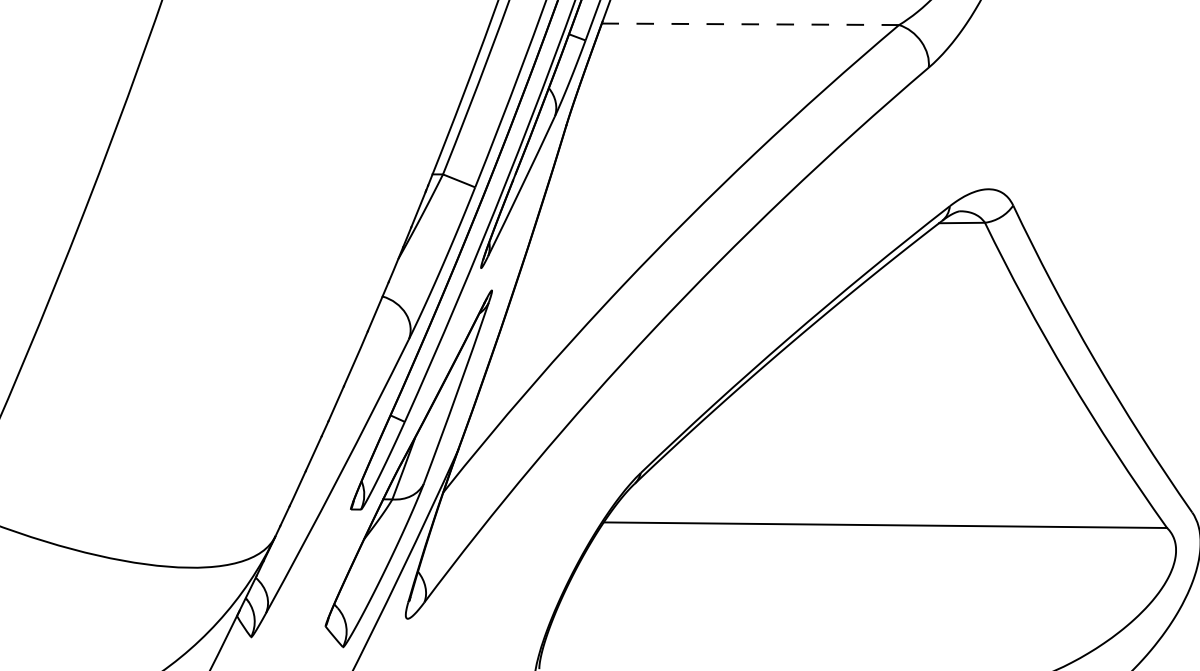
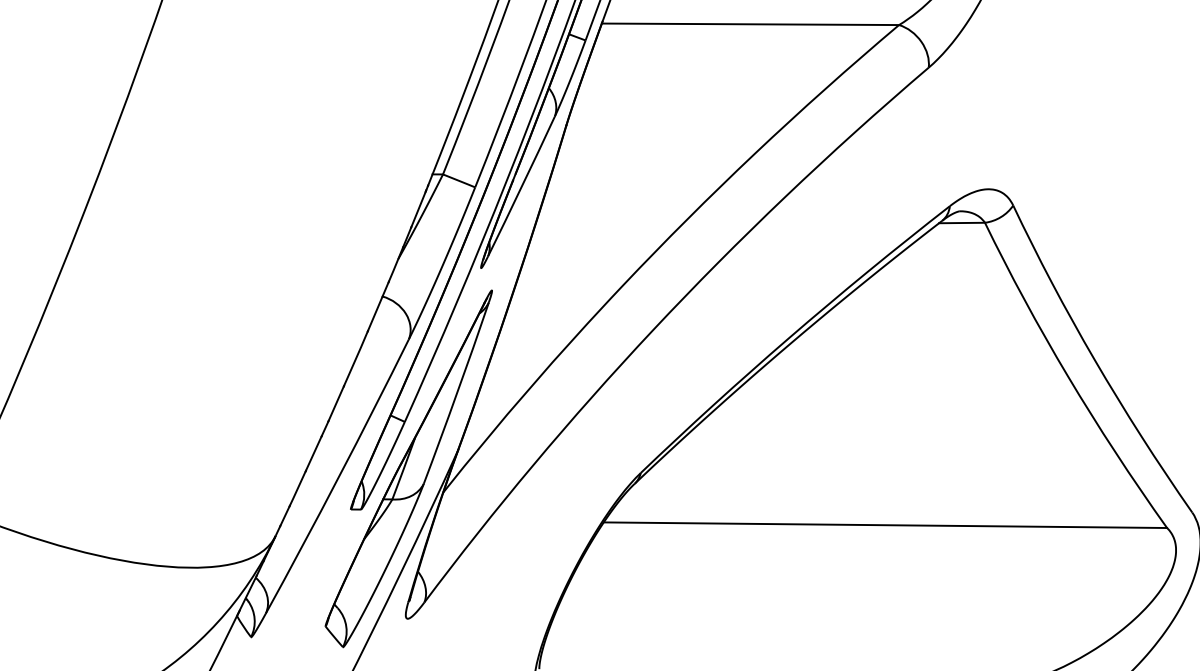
line: dashed -> solid (750, 24)
